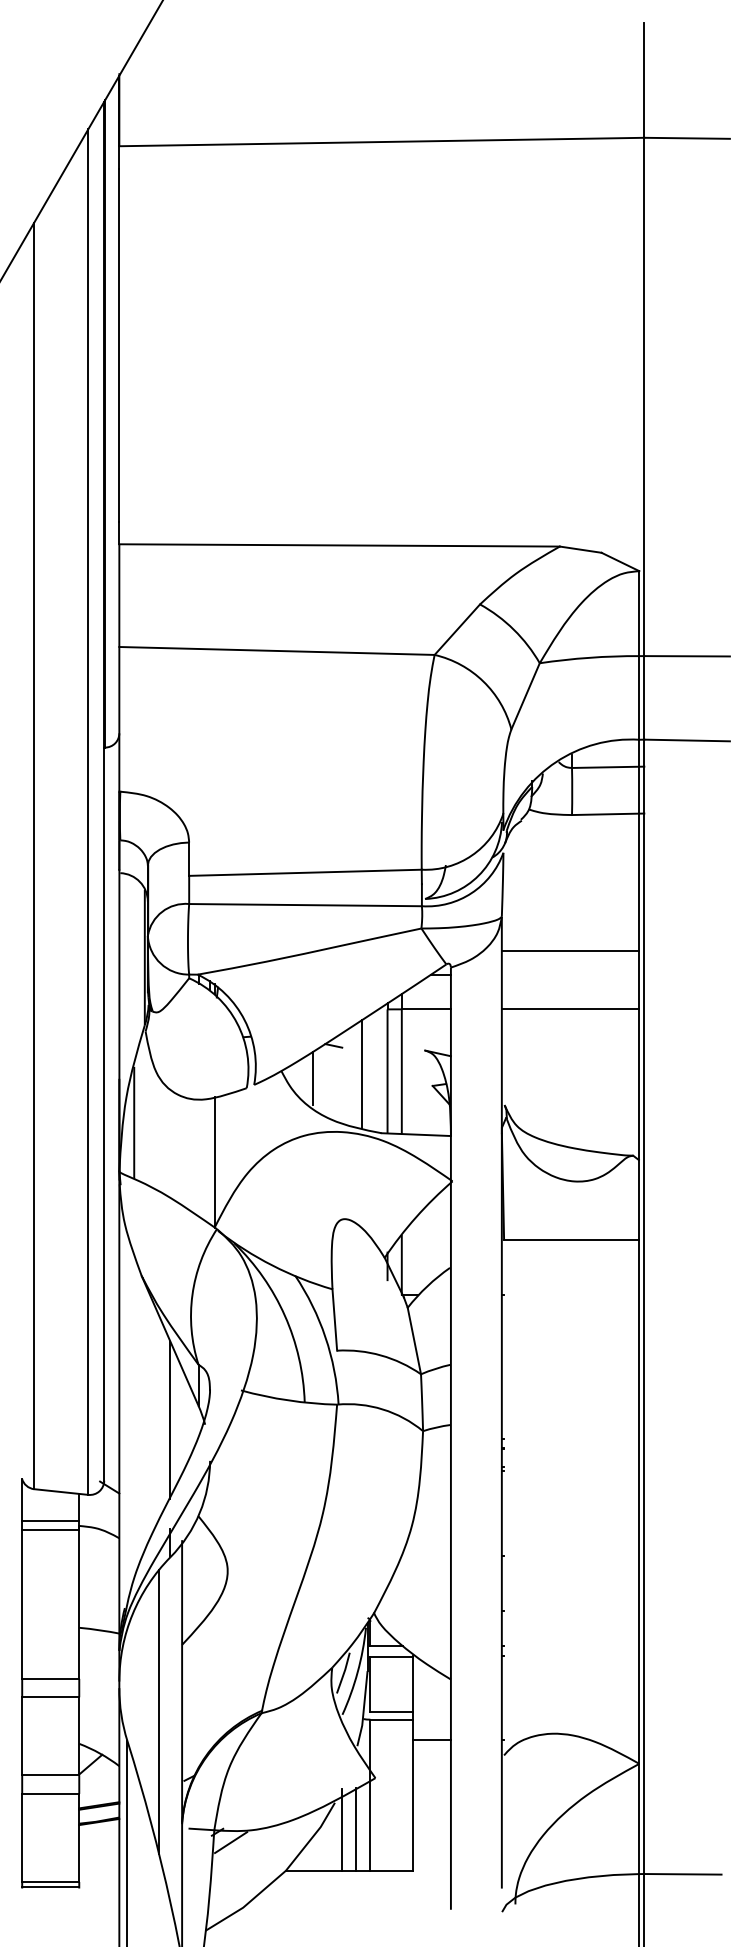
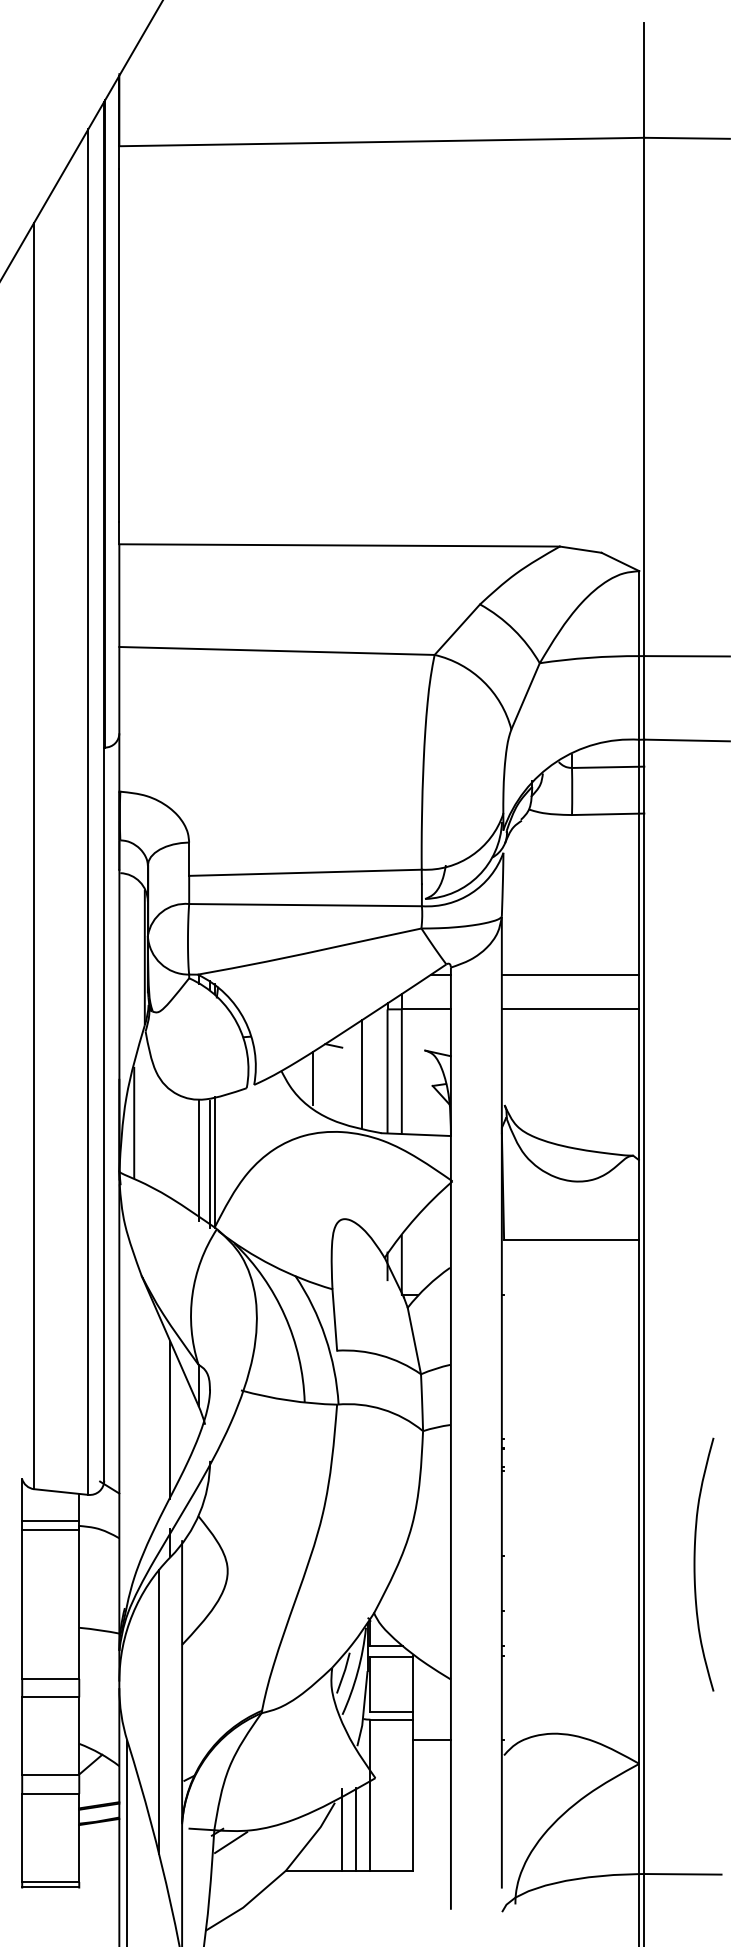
line position: (570, 950) -> (570, 974) (570, 974)
line: none -> present (198, 1160)
line: none -> present (210, 1164)
curve: none -> present (695, 1564)
